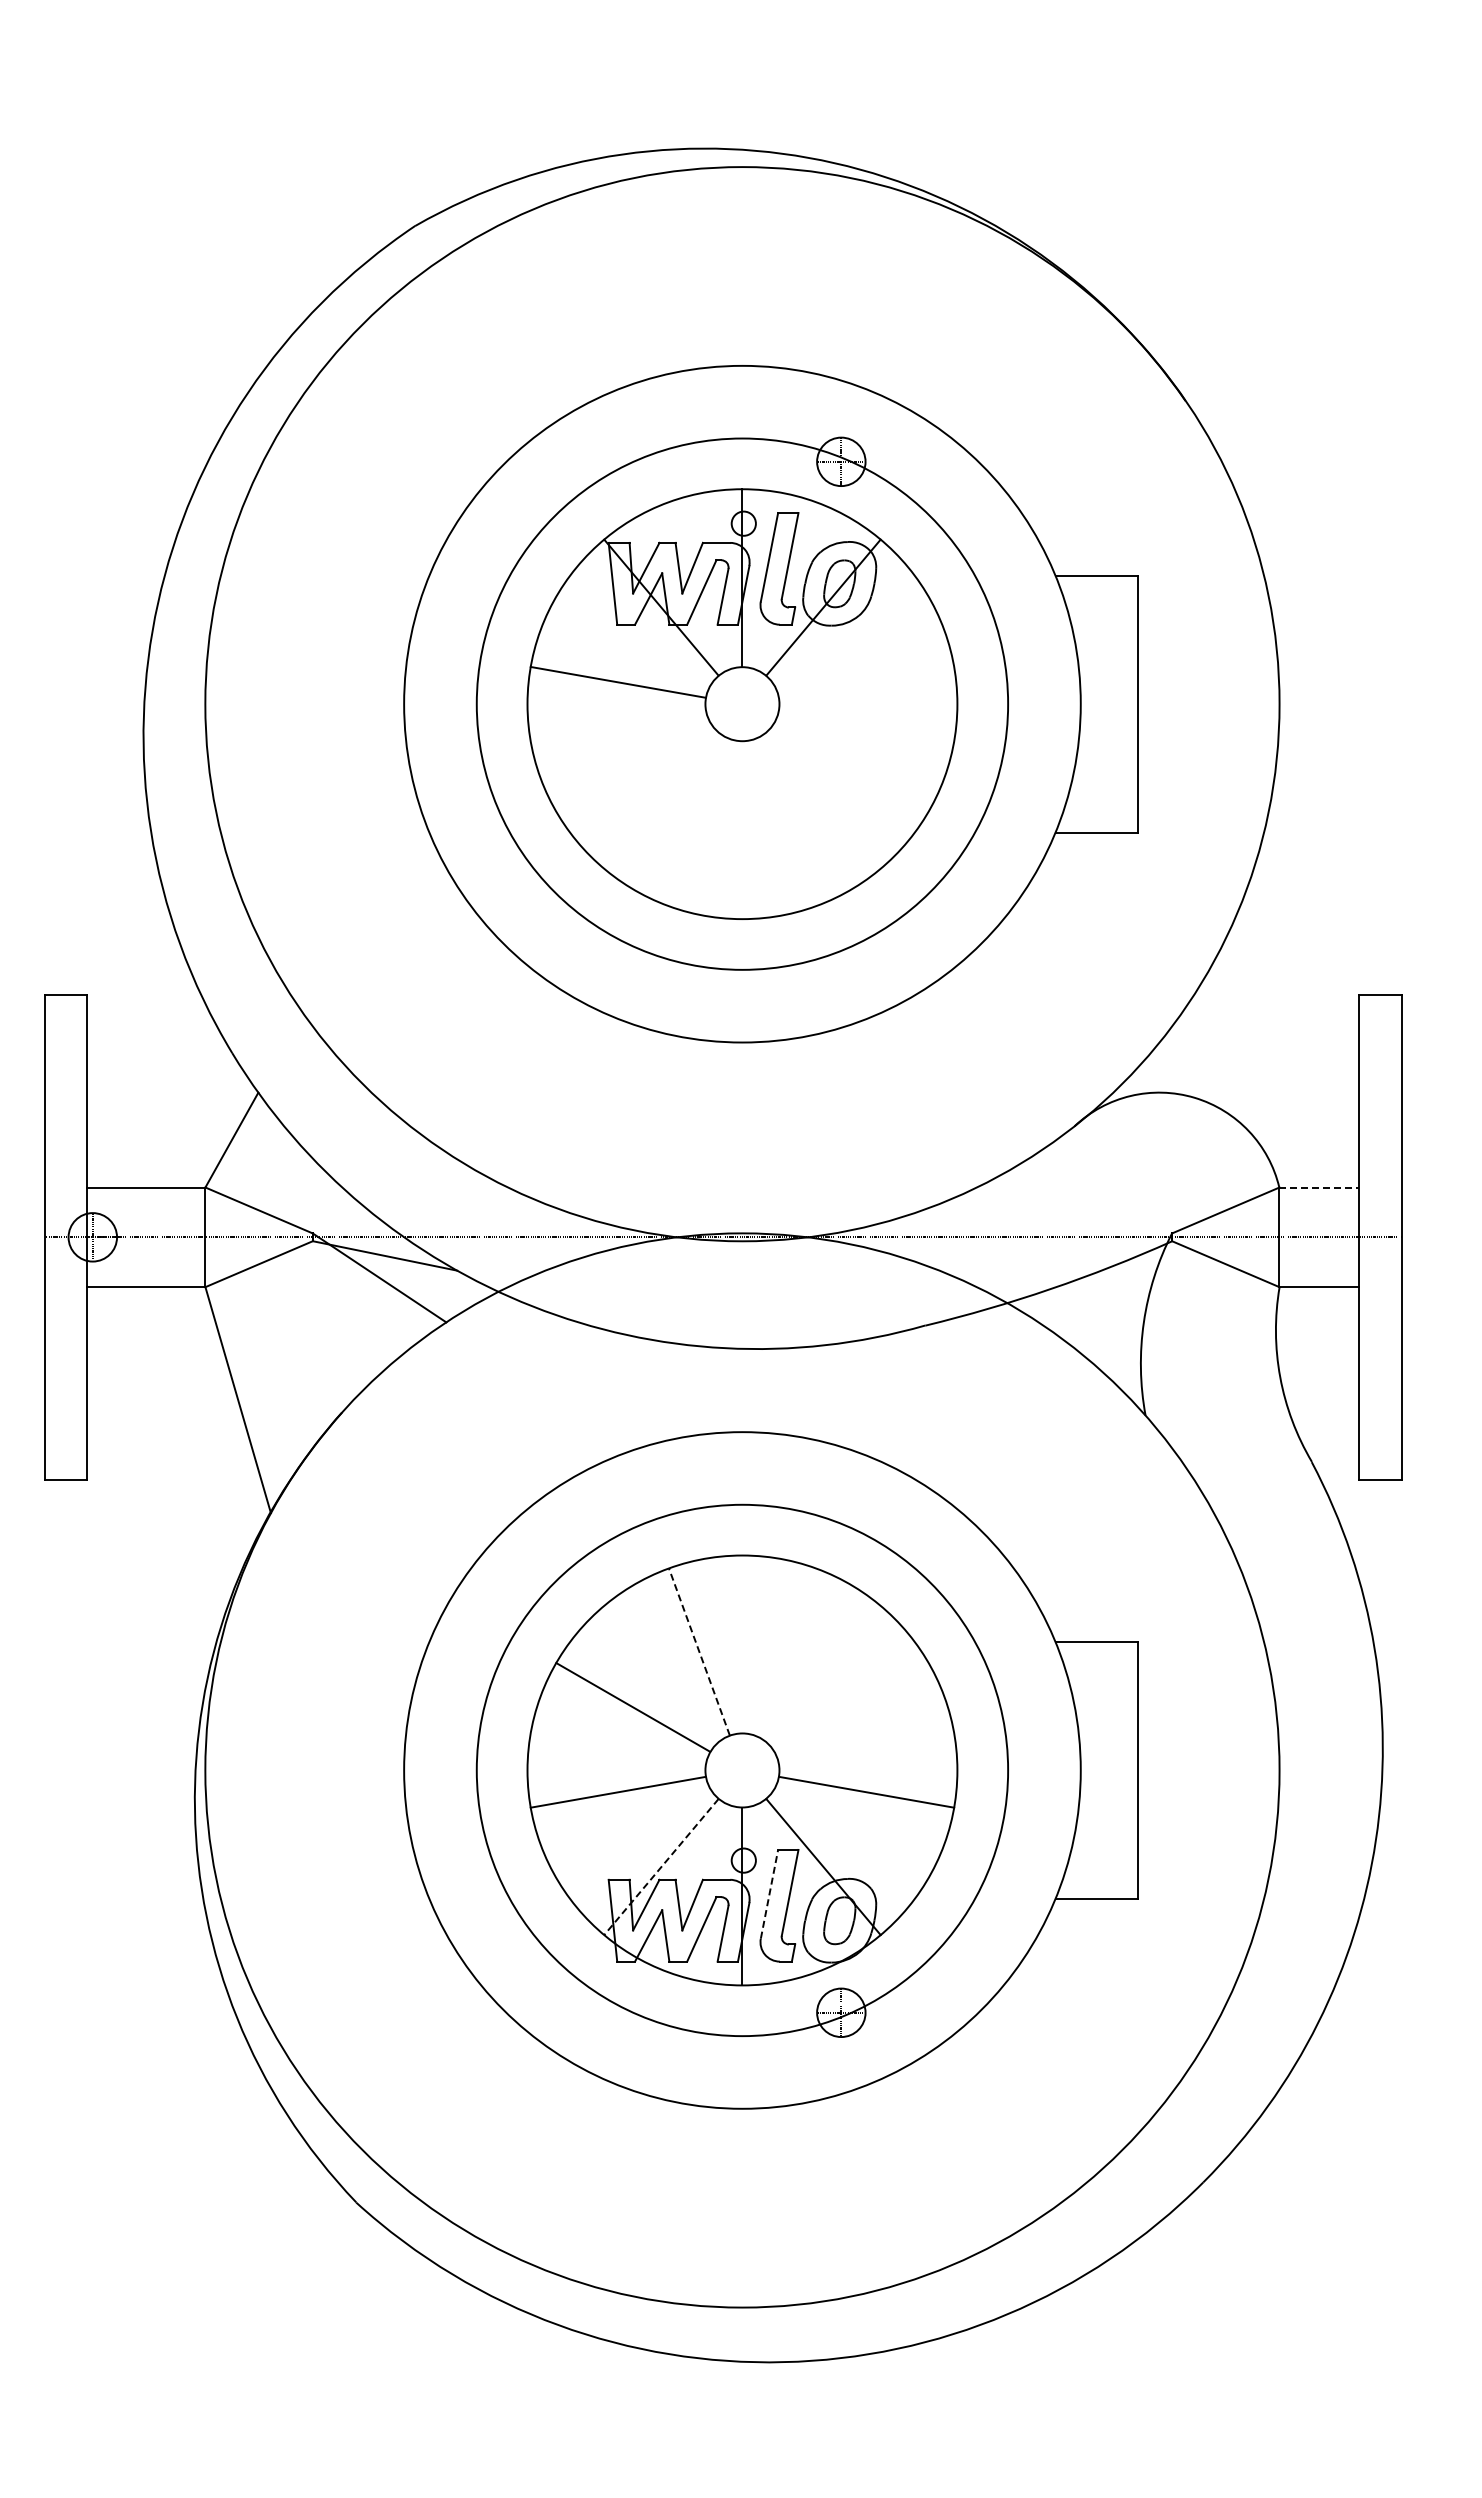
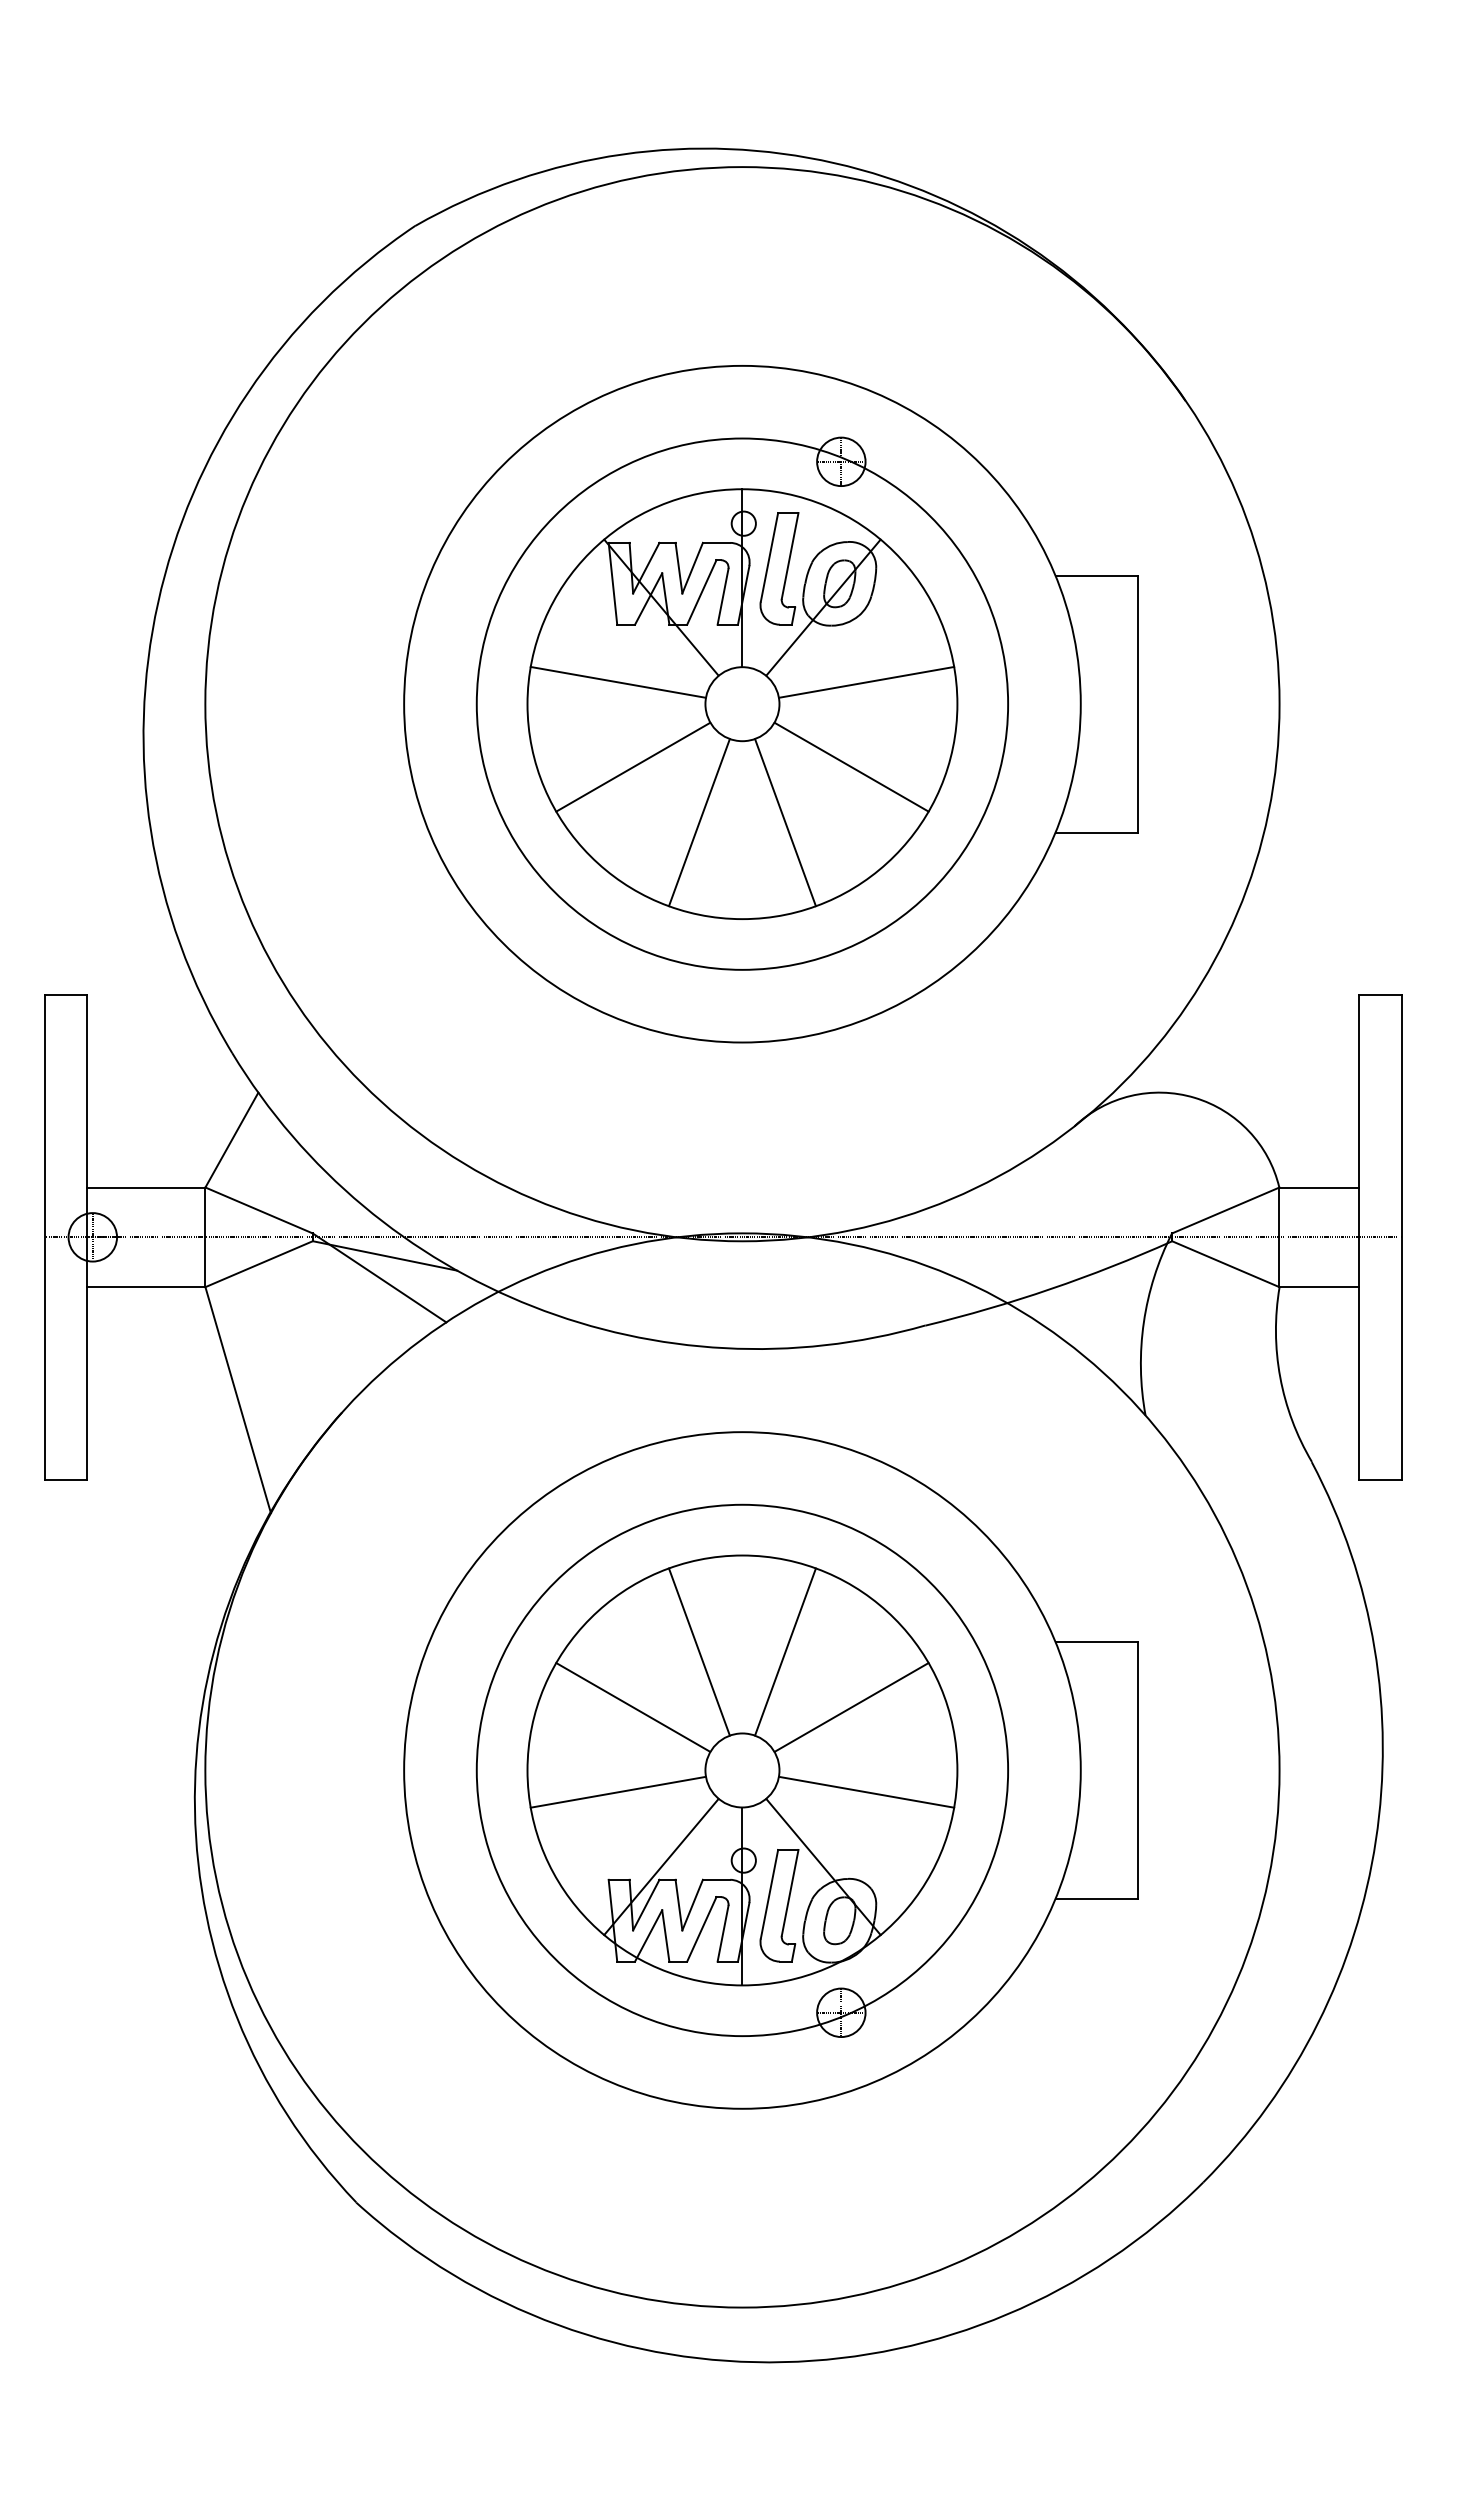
line: none -> present (866, 681)
line: none -> present (633, 766)
line: none -> present (851, 766)
line: none -> present (698, 822)
line: none -> present (785, 822)
line: dashed -> solid (1319, 1187)
line: none -> present (785, 1651)
line: dashed -> solid (699, 1652)
line: none -> present (851, 1707)
line: dashed -> solid (661, 1867)
line: dashed -> solid (769, 1893)
